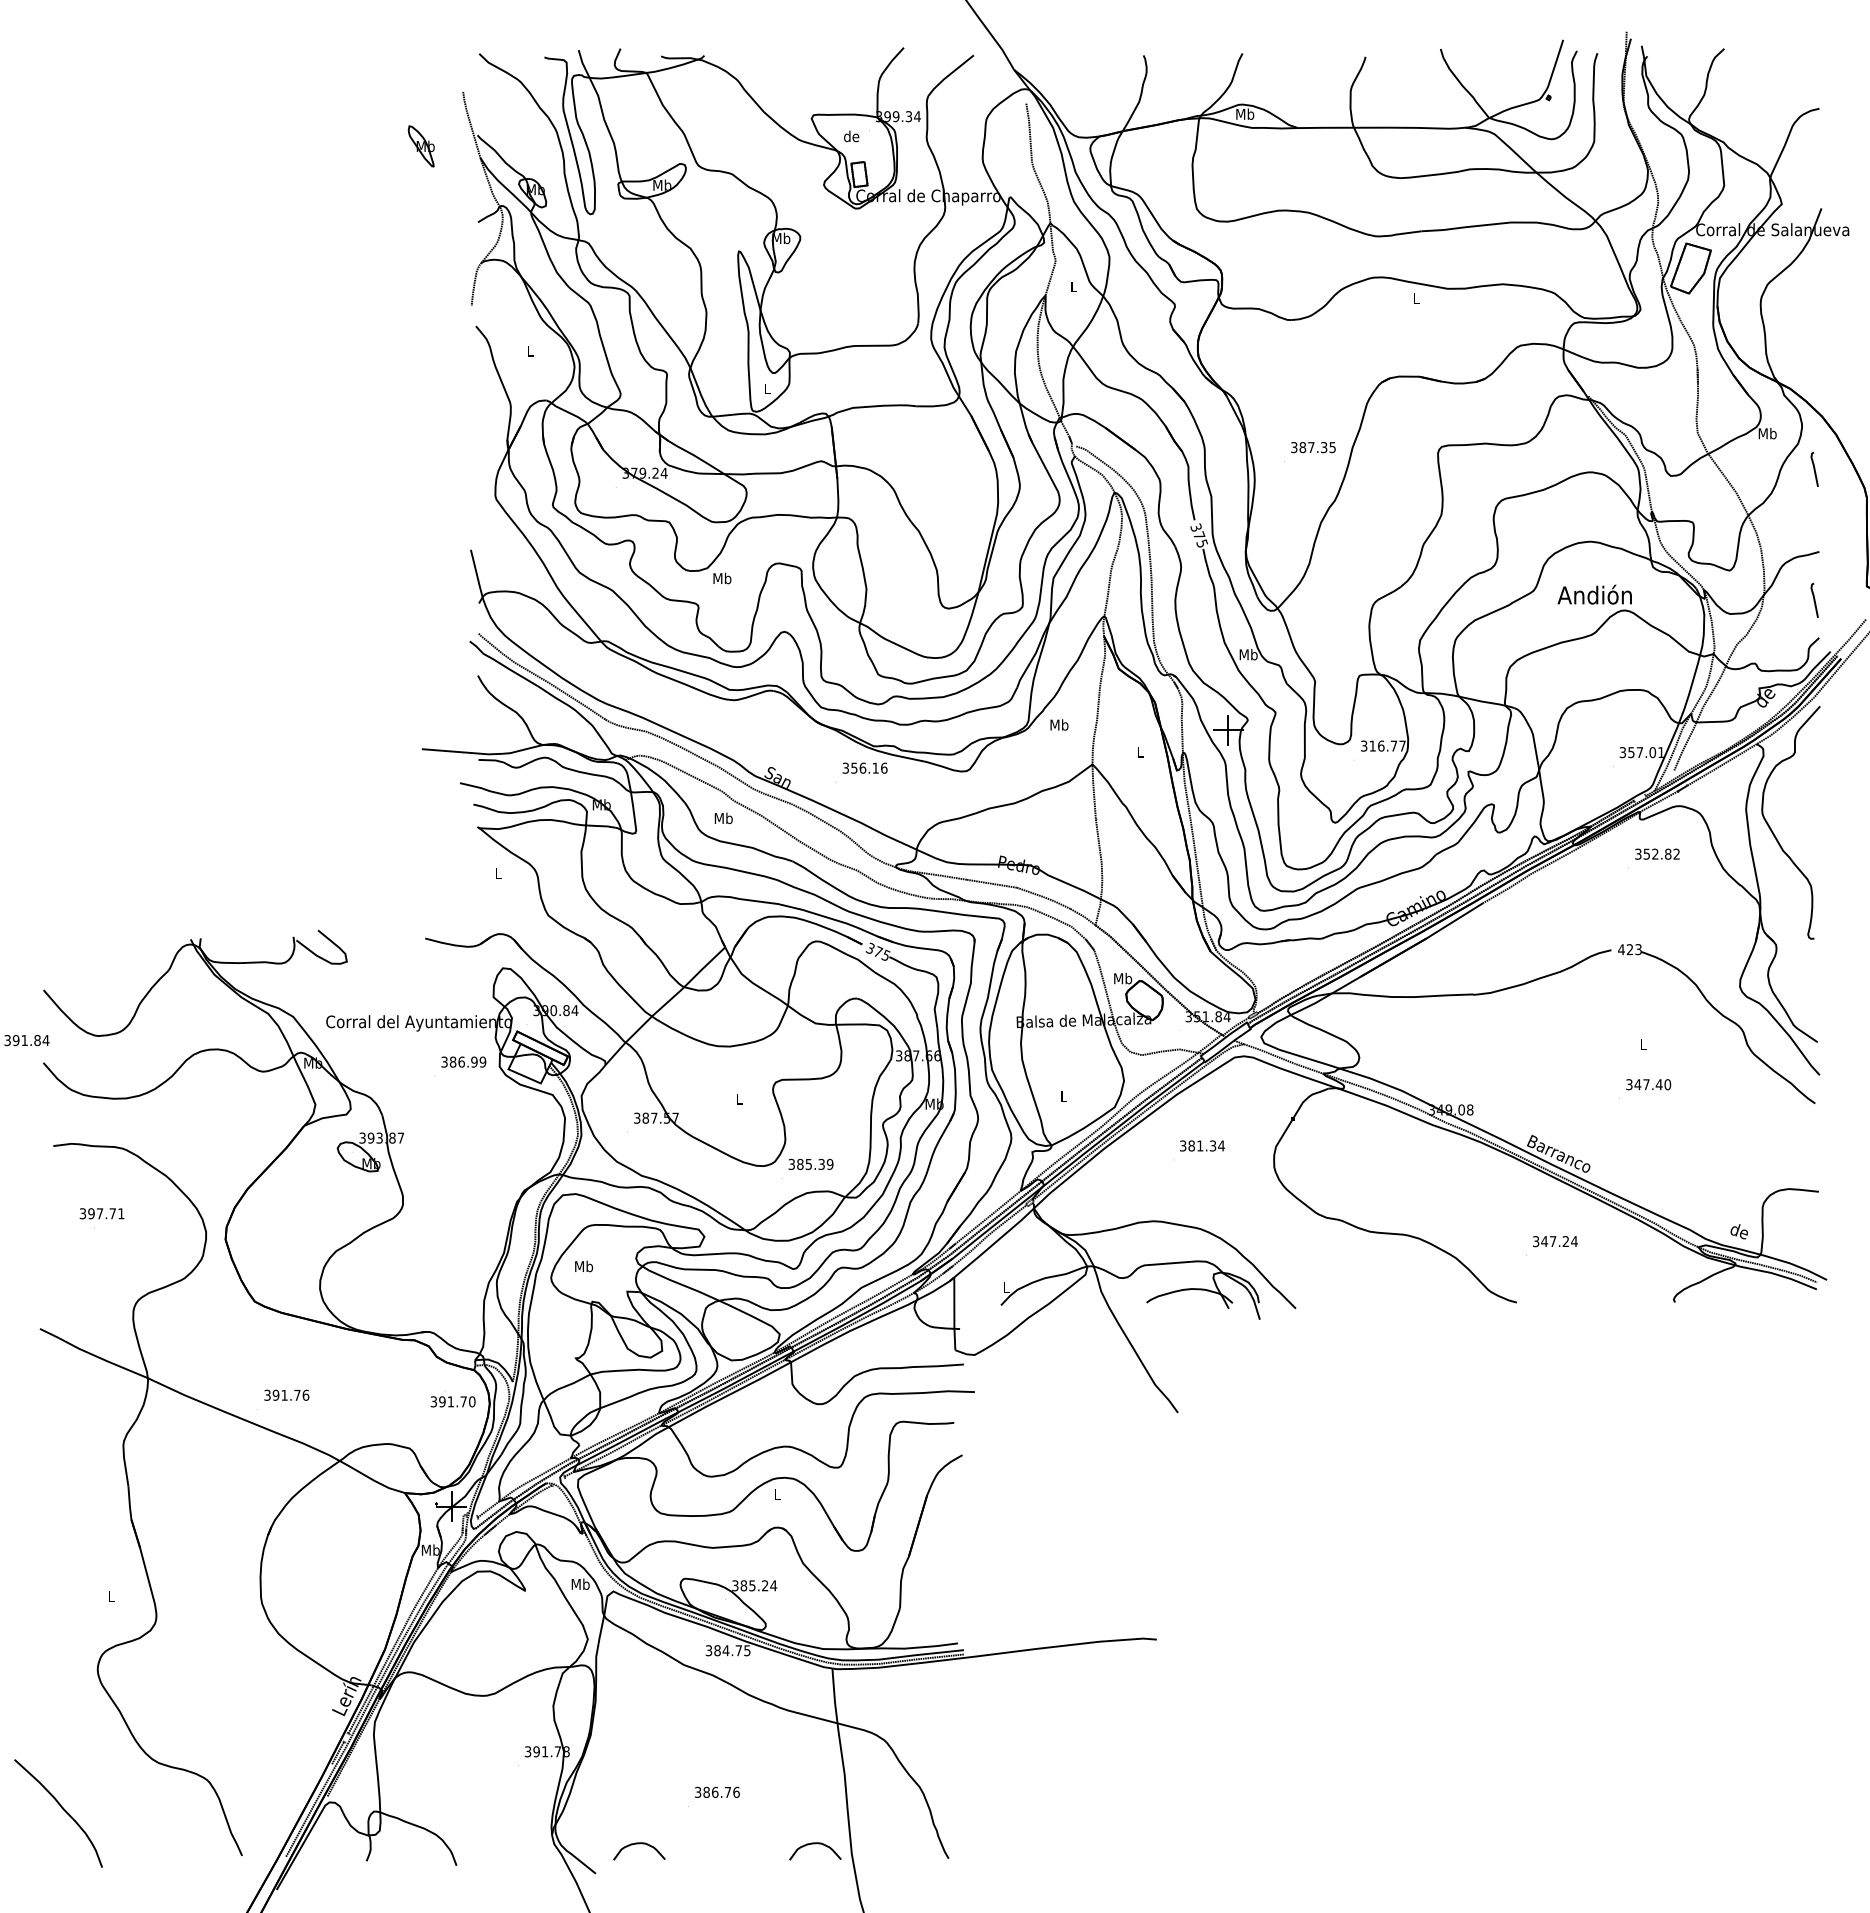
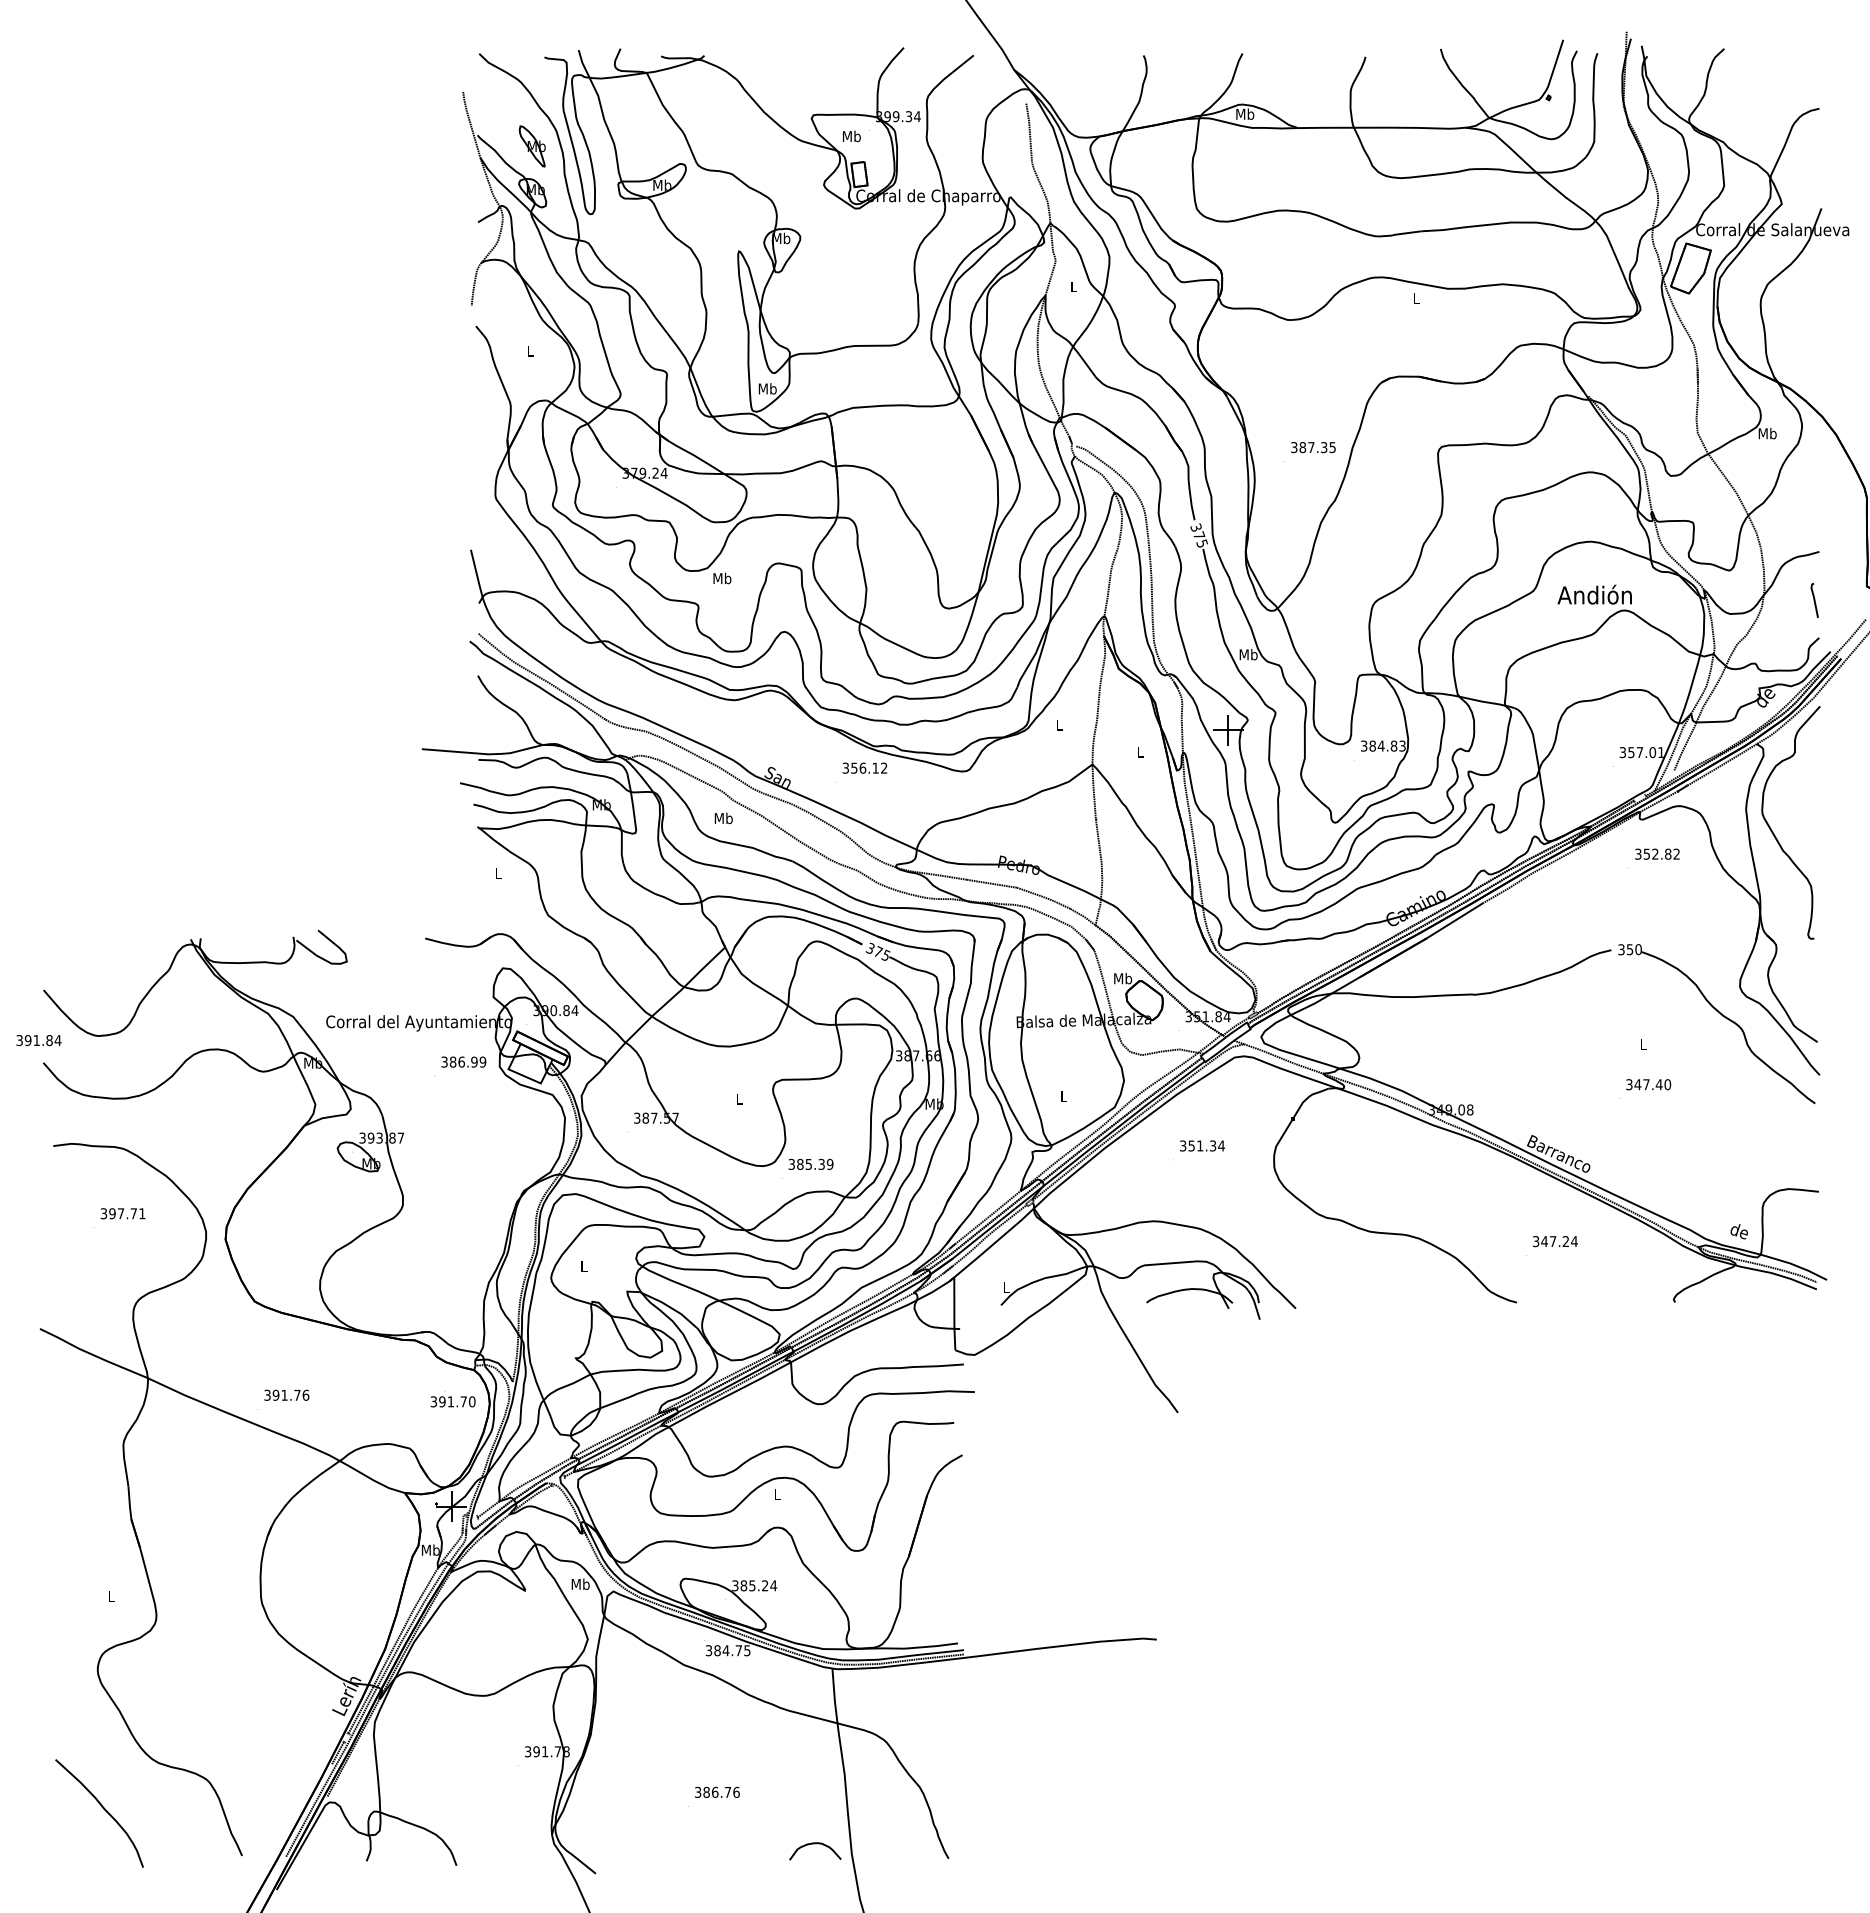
text: de -> Mb (851, 136)
part position: (420, 146) -> (531, 146) (531, 146)
text: L -> Mb (767, 388)
line: present -> none (1814, 468)
text: Mb -> L (1059, 724)
text: 316.77 -> 384.83 (1387, 745)
text: 356.16 -> 356.12 (884, 767)
text: 423 -> 350 (1629, 949)
text position: (26, 1040) -> (38, 1040) (38, 1040)
text: 381.34 -> 351.34 (1191, 1145)
text position: (101, 1213) -> (122, 1213) (122, 1213)
text: Mb -> L (584, 1266)
curve position: (62, 1809) -> (103, 1809) (103, 1809)
curve: present -> none (639, 1844)
